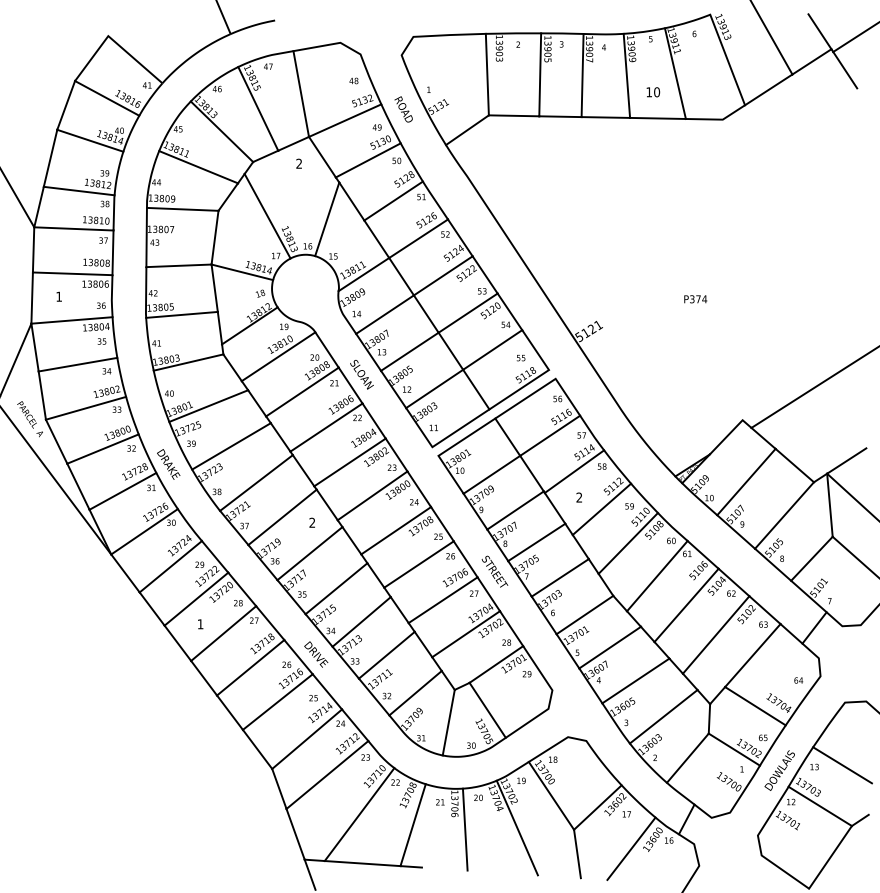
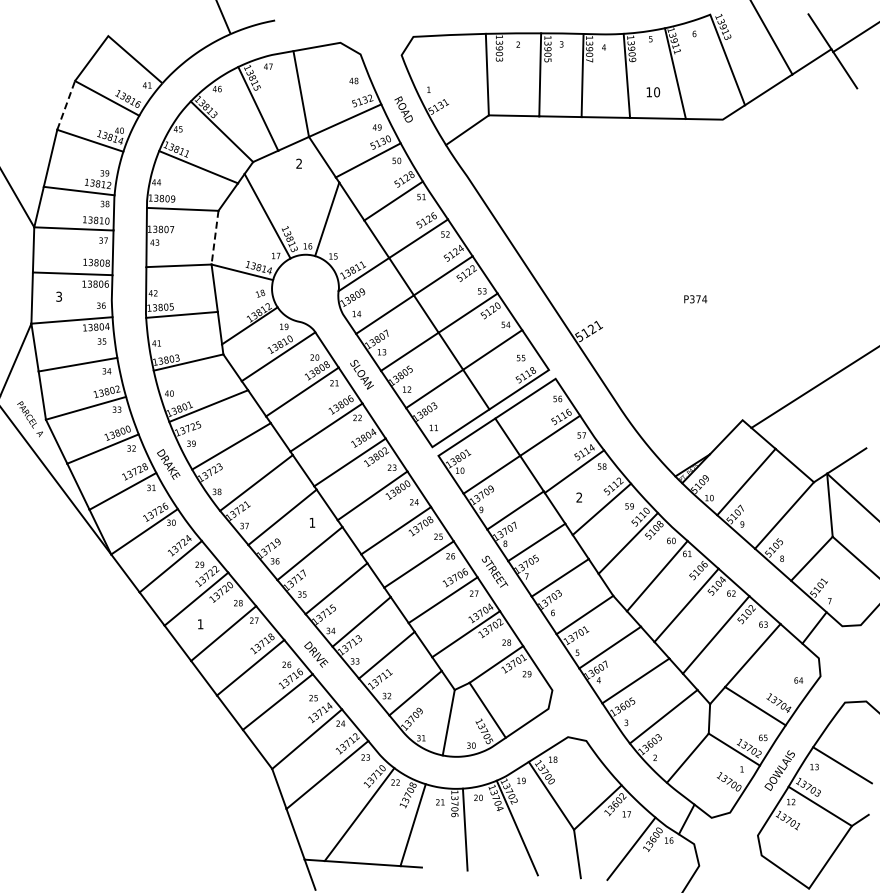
line: solid -> dashed (66, 105)
line: solid -> dashed (214, 238)
text: 1 -> 3 (58, 296)
text: 2 -> 1 (311, 522)
